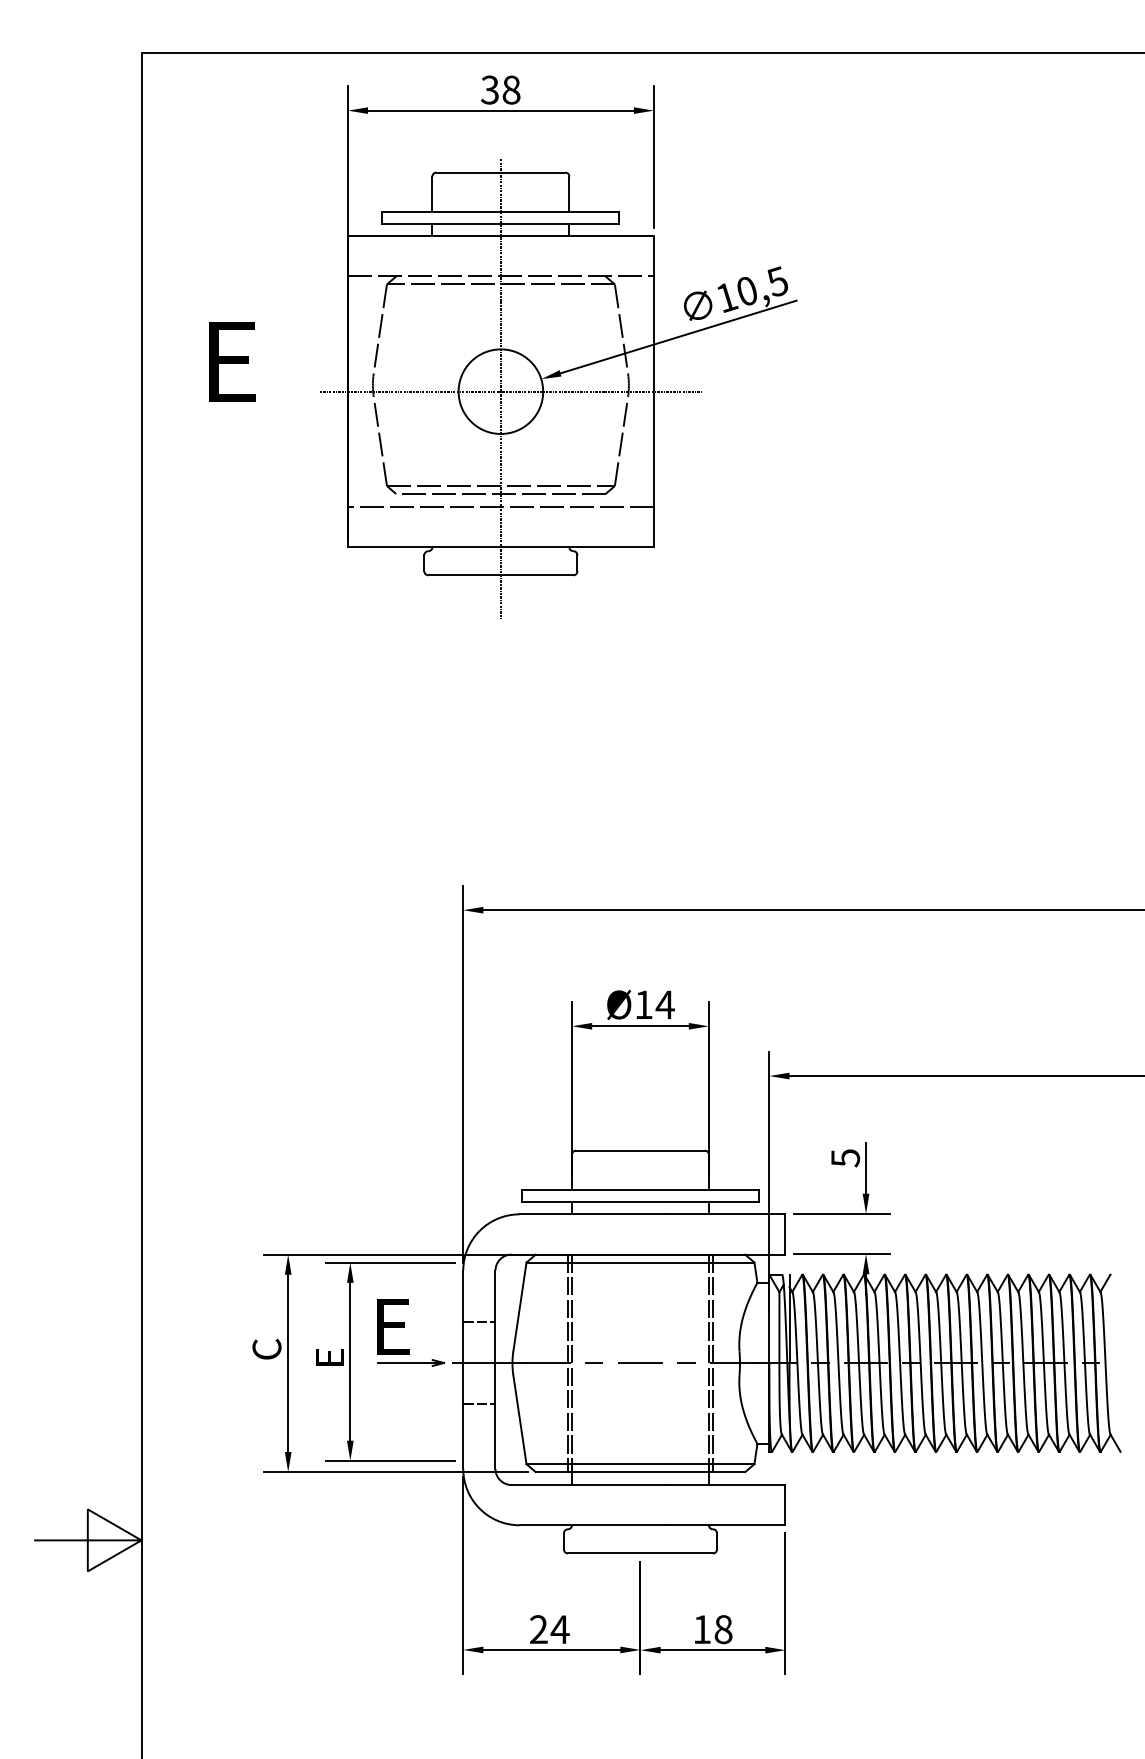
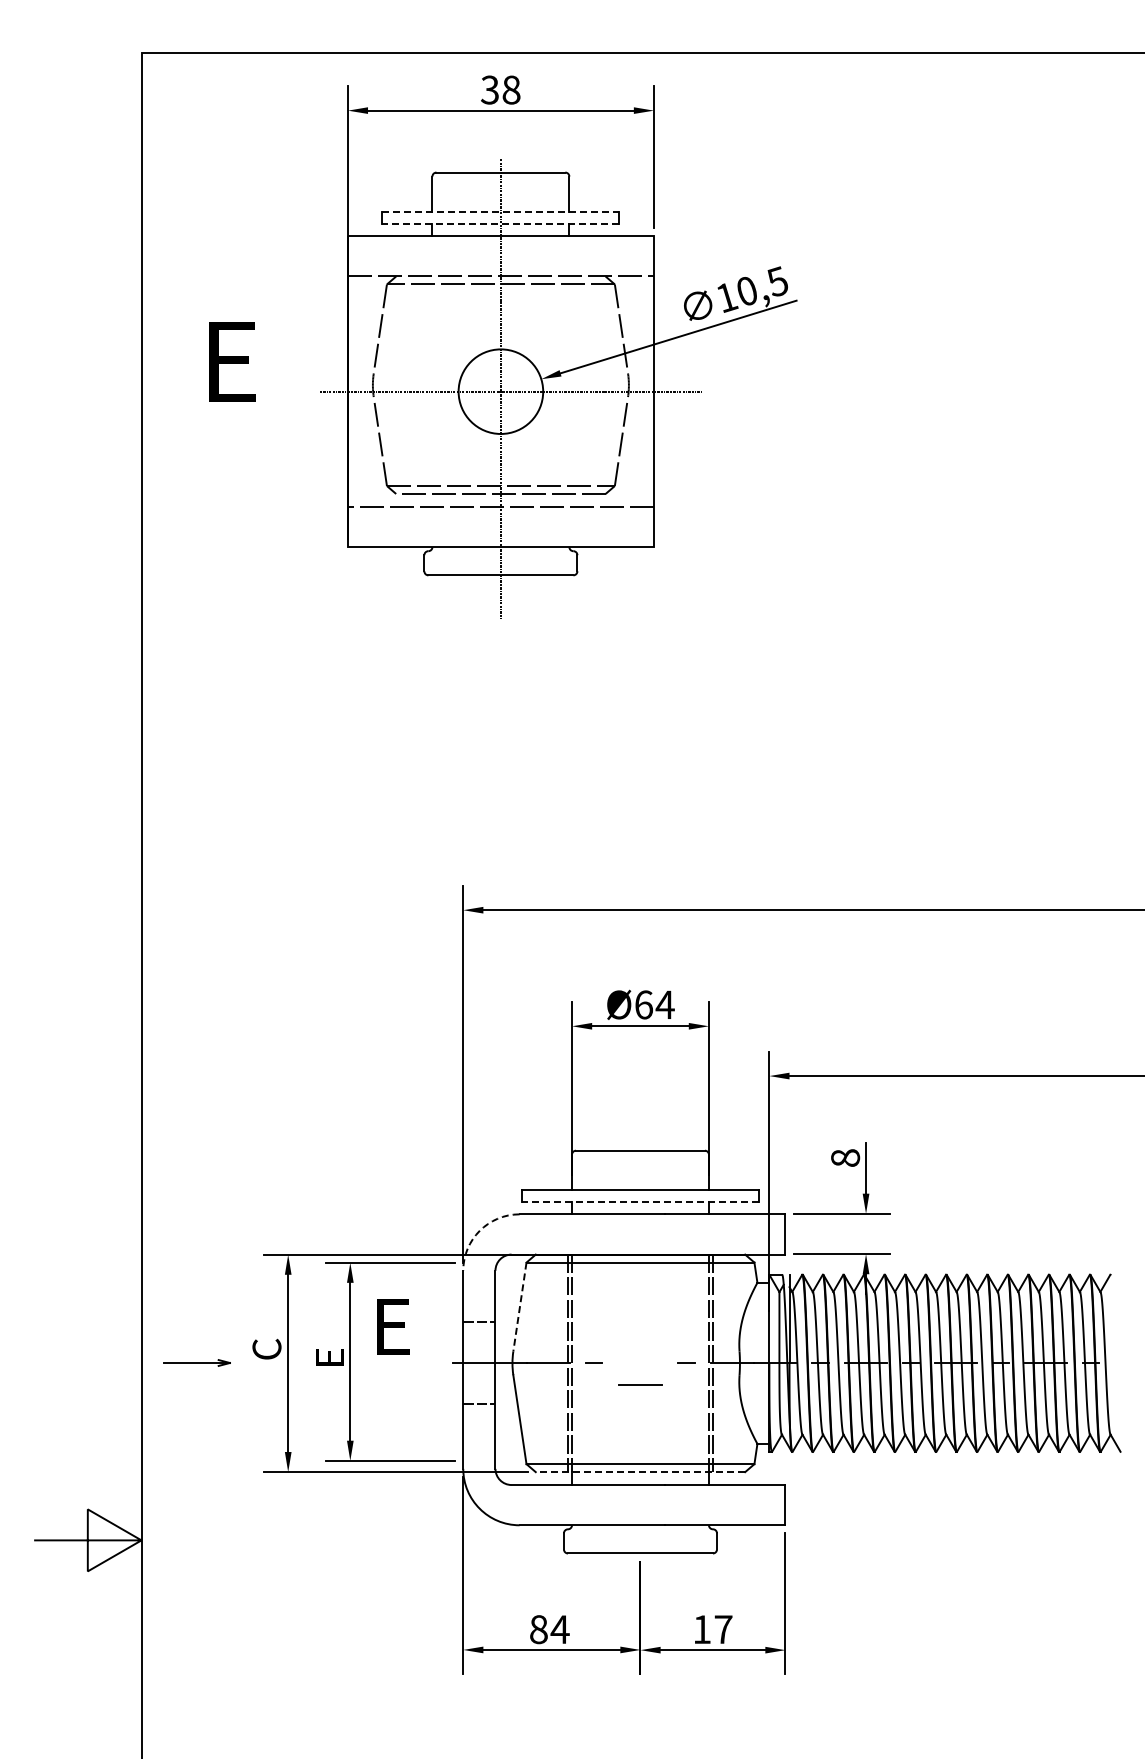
line: solid -> dashed (501, 212)
line: solid -> dashed (500, 224)
text: Ø14 -> Ø64 (643, 1004)
text: 5 -> 8 (845, 1158)
line: solid -> dashed (639, 1202)
arc: solid -> dashed (479, 1230)
line: solid -> dashed (519, 1307)
part position: (410, 1362) -> (196, 1362) (196, 1362)
line position: (640, 1362) -> (640, 1384) (640, 1384)
line: solid -> dashed (640, 1472)
text: 24 -> 84 (538, 1629)
text: 18 -> 17 (723, 1629)
